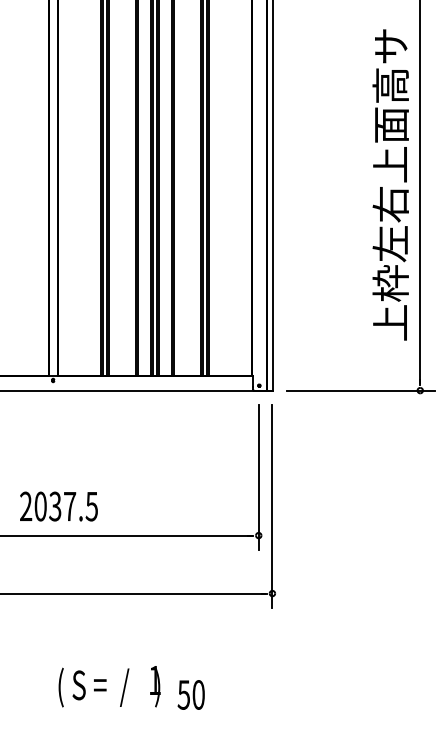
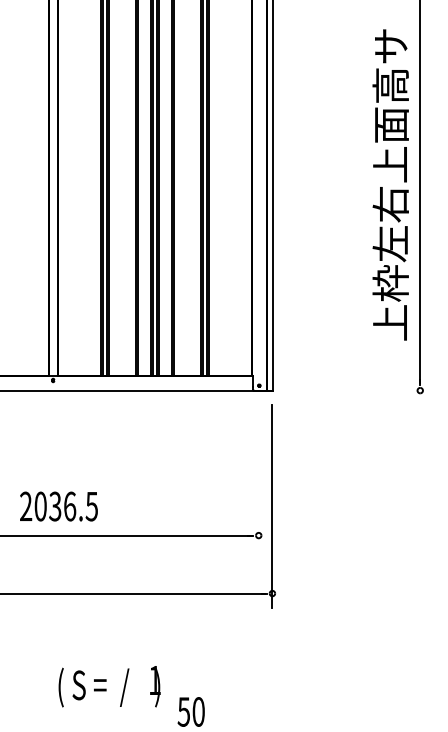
line: present -> none (360, 390)
line: present -> none (258, 477)
text: 2037.5 -> 2036.5 (70, 506)
text position: (190, 694) -> (190, 711) (190, 711)
